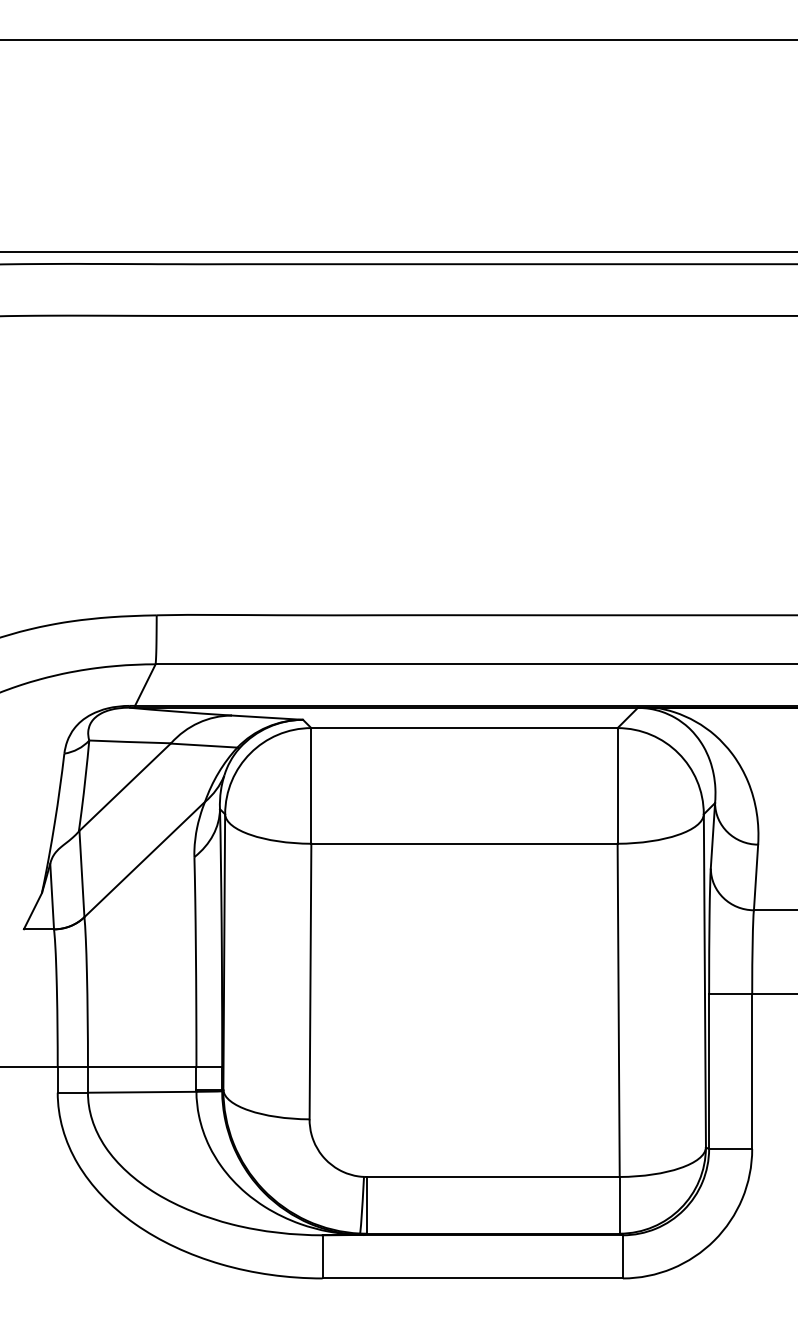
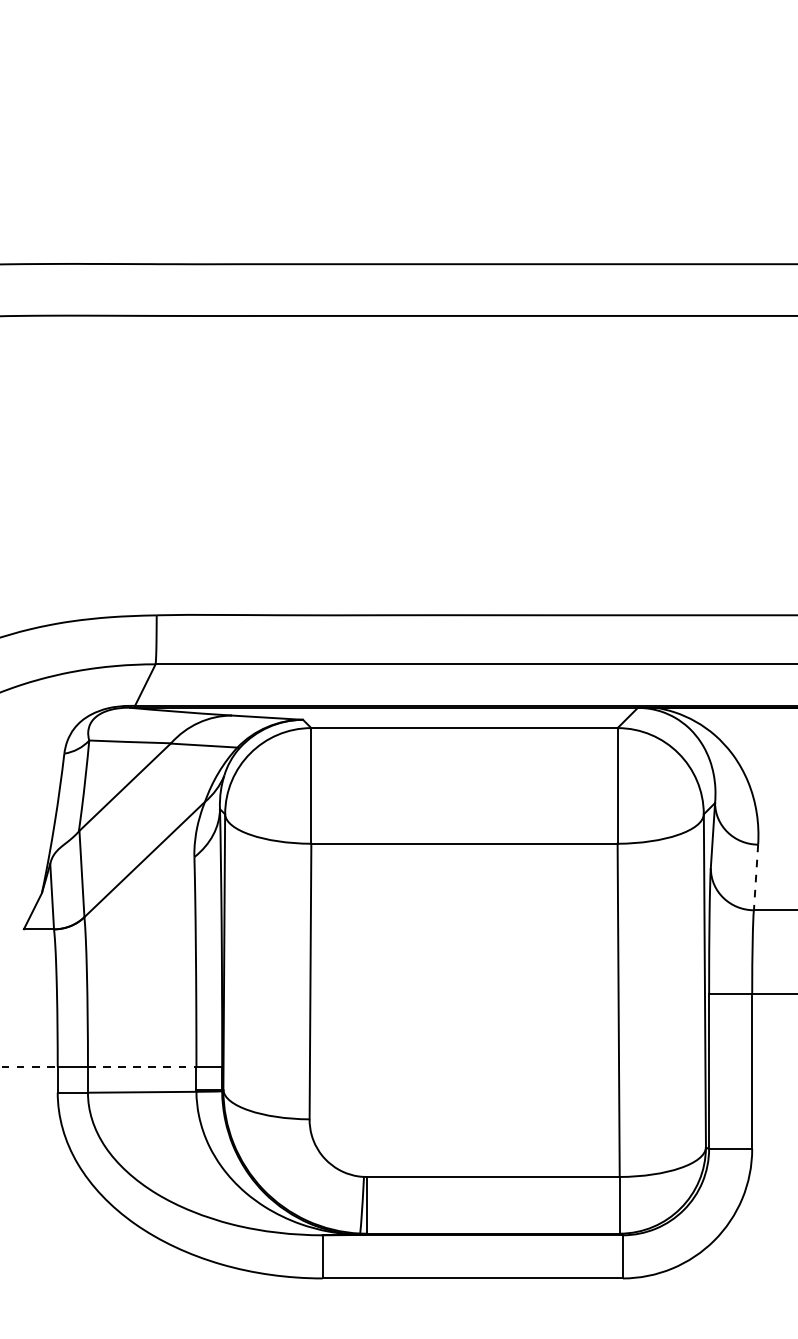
line: present -> none (398, 40)
line: present -> none (398, 251)
line: solid -> dashed (756, 877)
line: solid -> dashed (29, 1066)
line: solid -> dashed (142, 1066)
